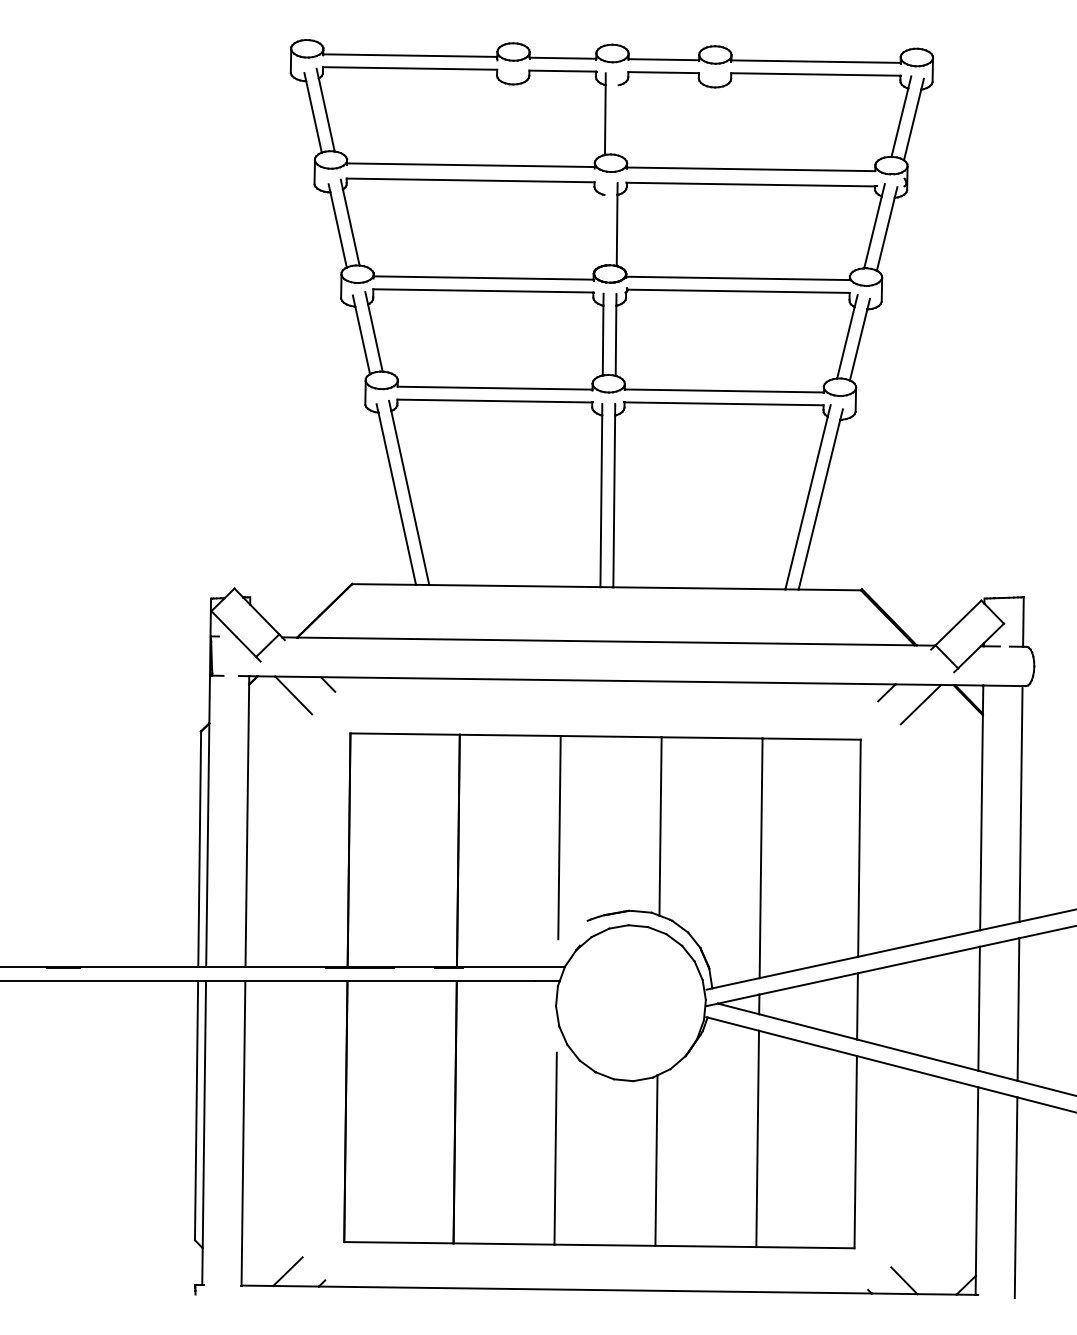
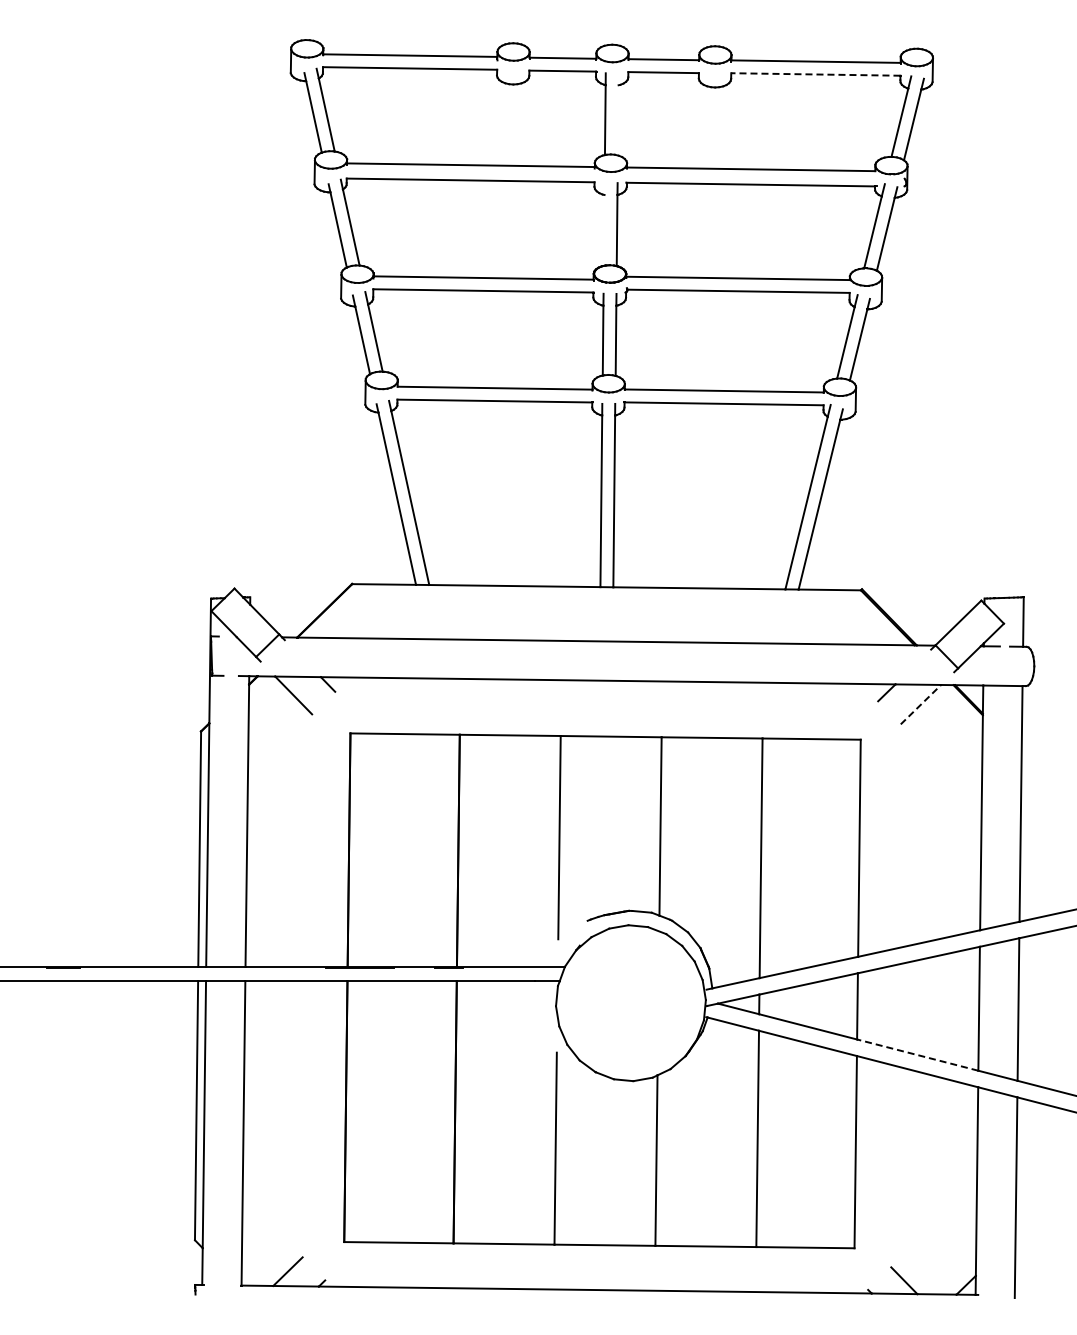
line: solid -> dashed (815, 74)
line: solid -> dashed (921, 704)
line: solid -> dashed (917, 1055)
